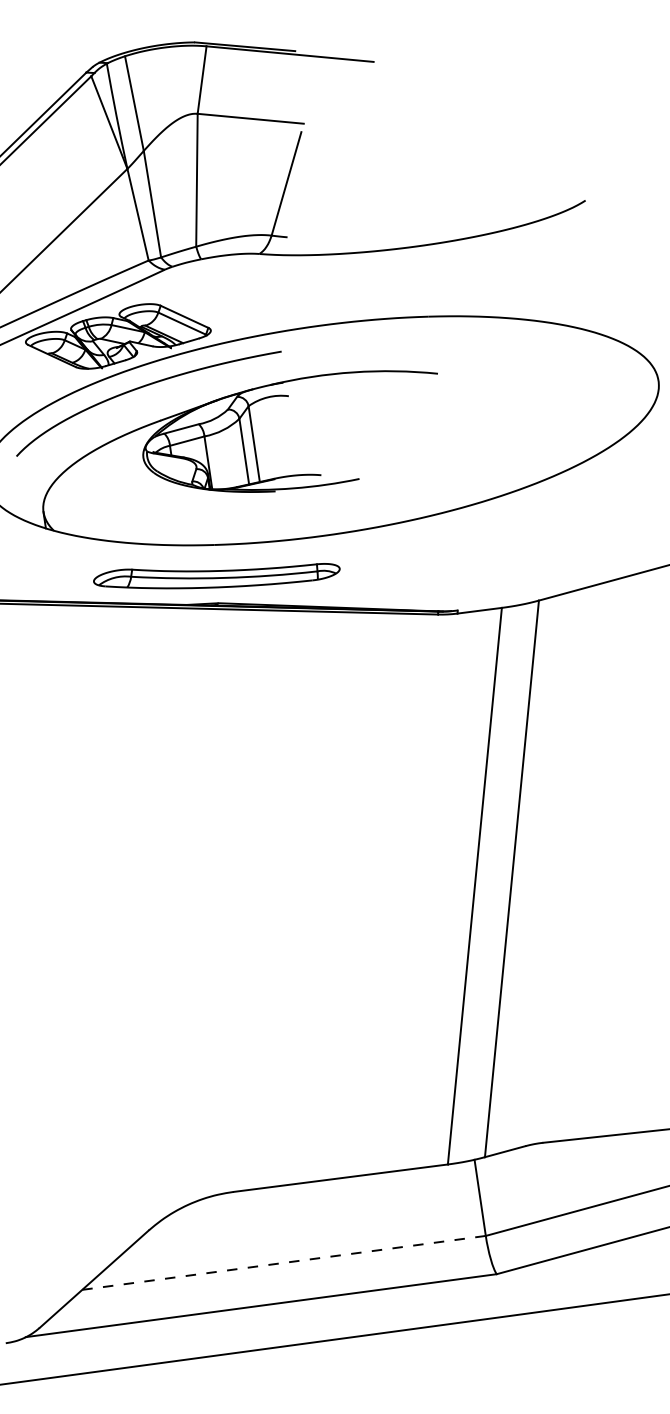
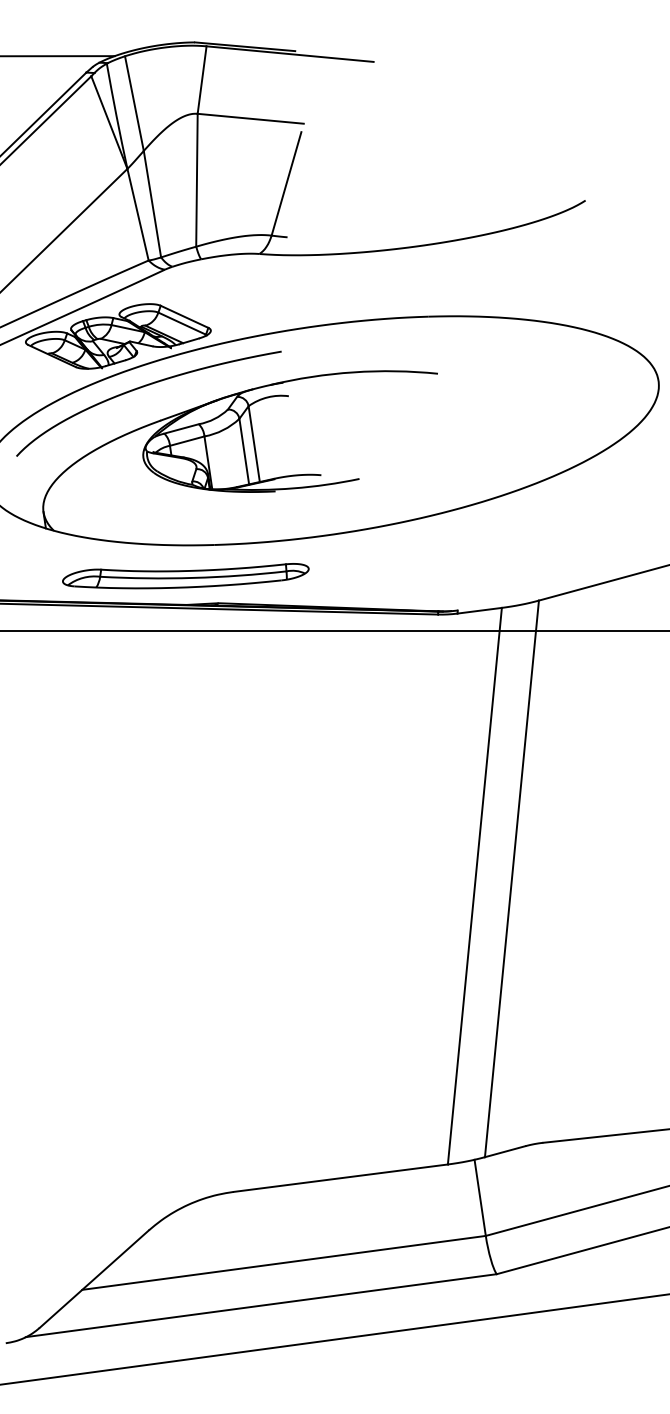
line: none -> present (58, 56)
part position: (216, 576) -> (185, 576) (185, 576)
line: none -> present (334, 630)
line: dashed -> solid (284, 1262)
